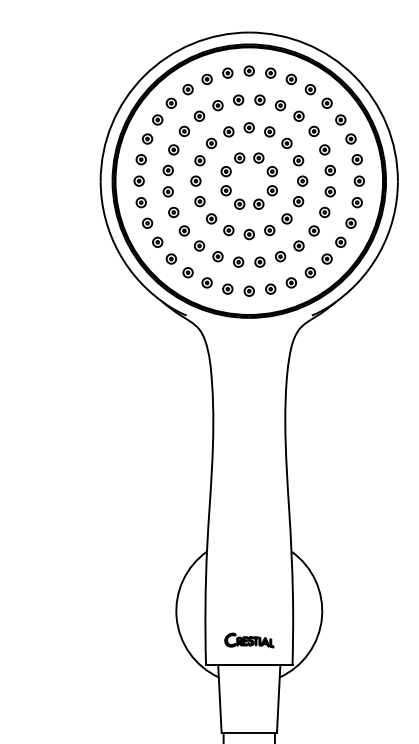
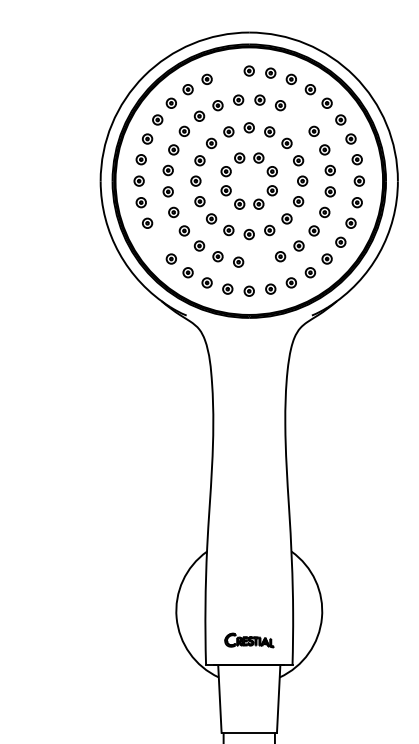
part: present -> none (227, 72)
part: present -> none (298, 115)
part: present -> none (157, 241)
part: present -> none (259, 261)
